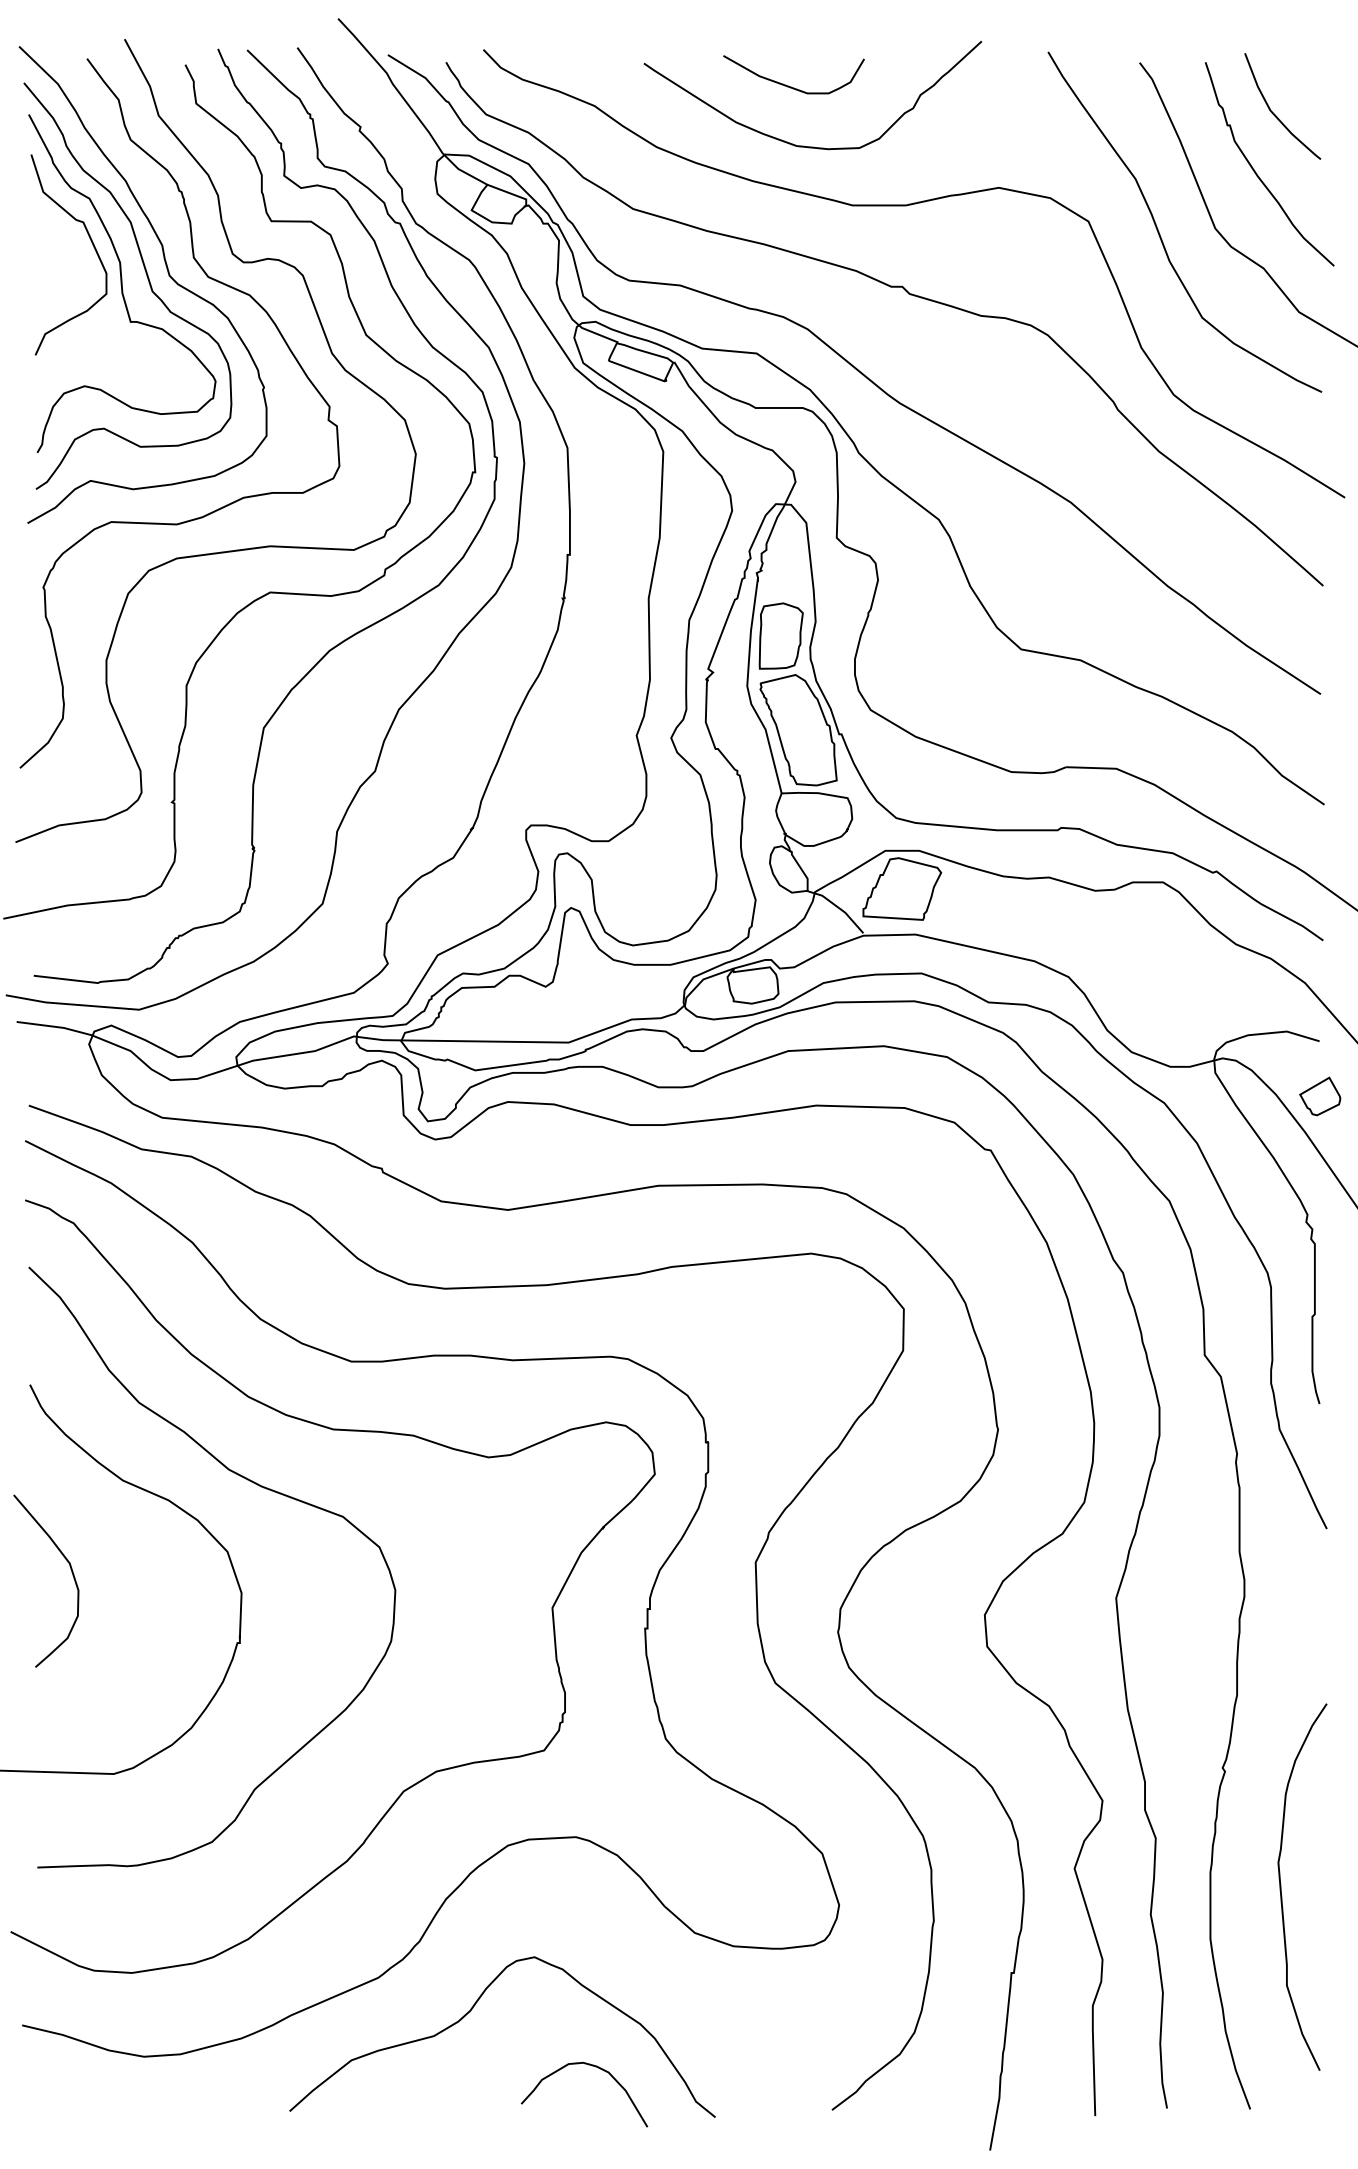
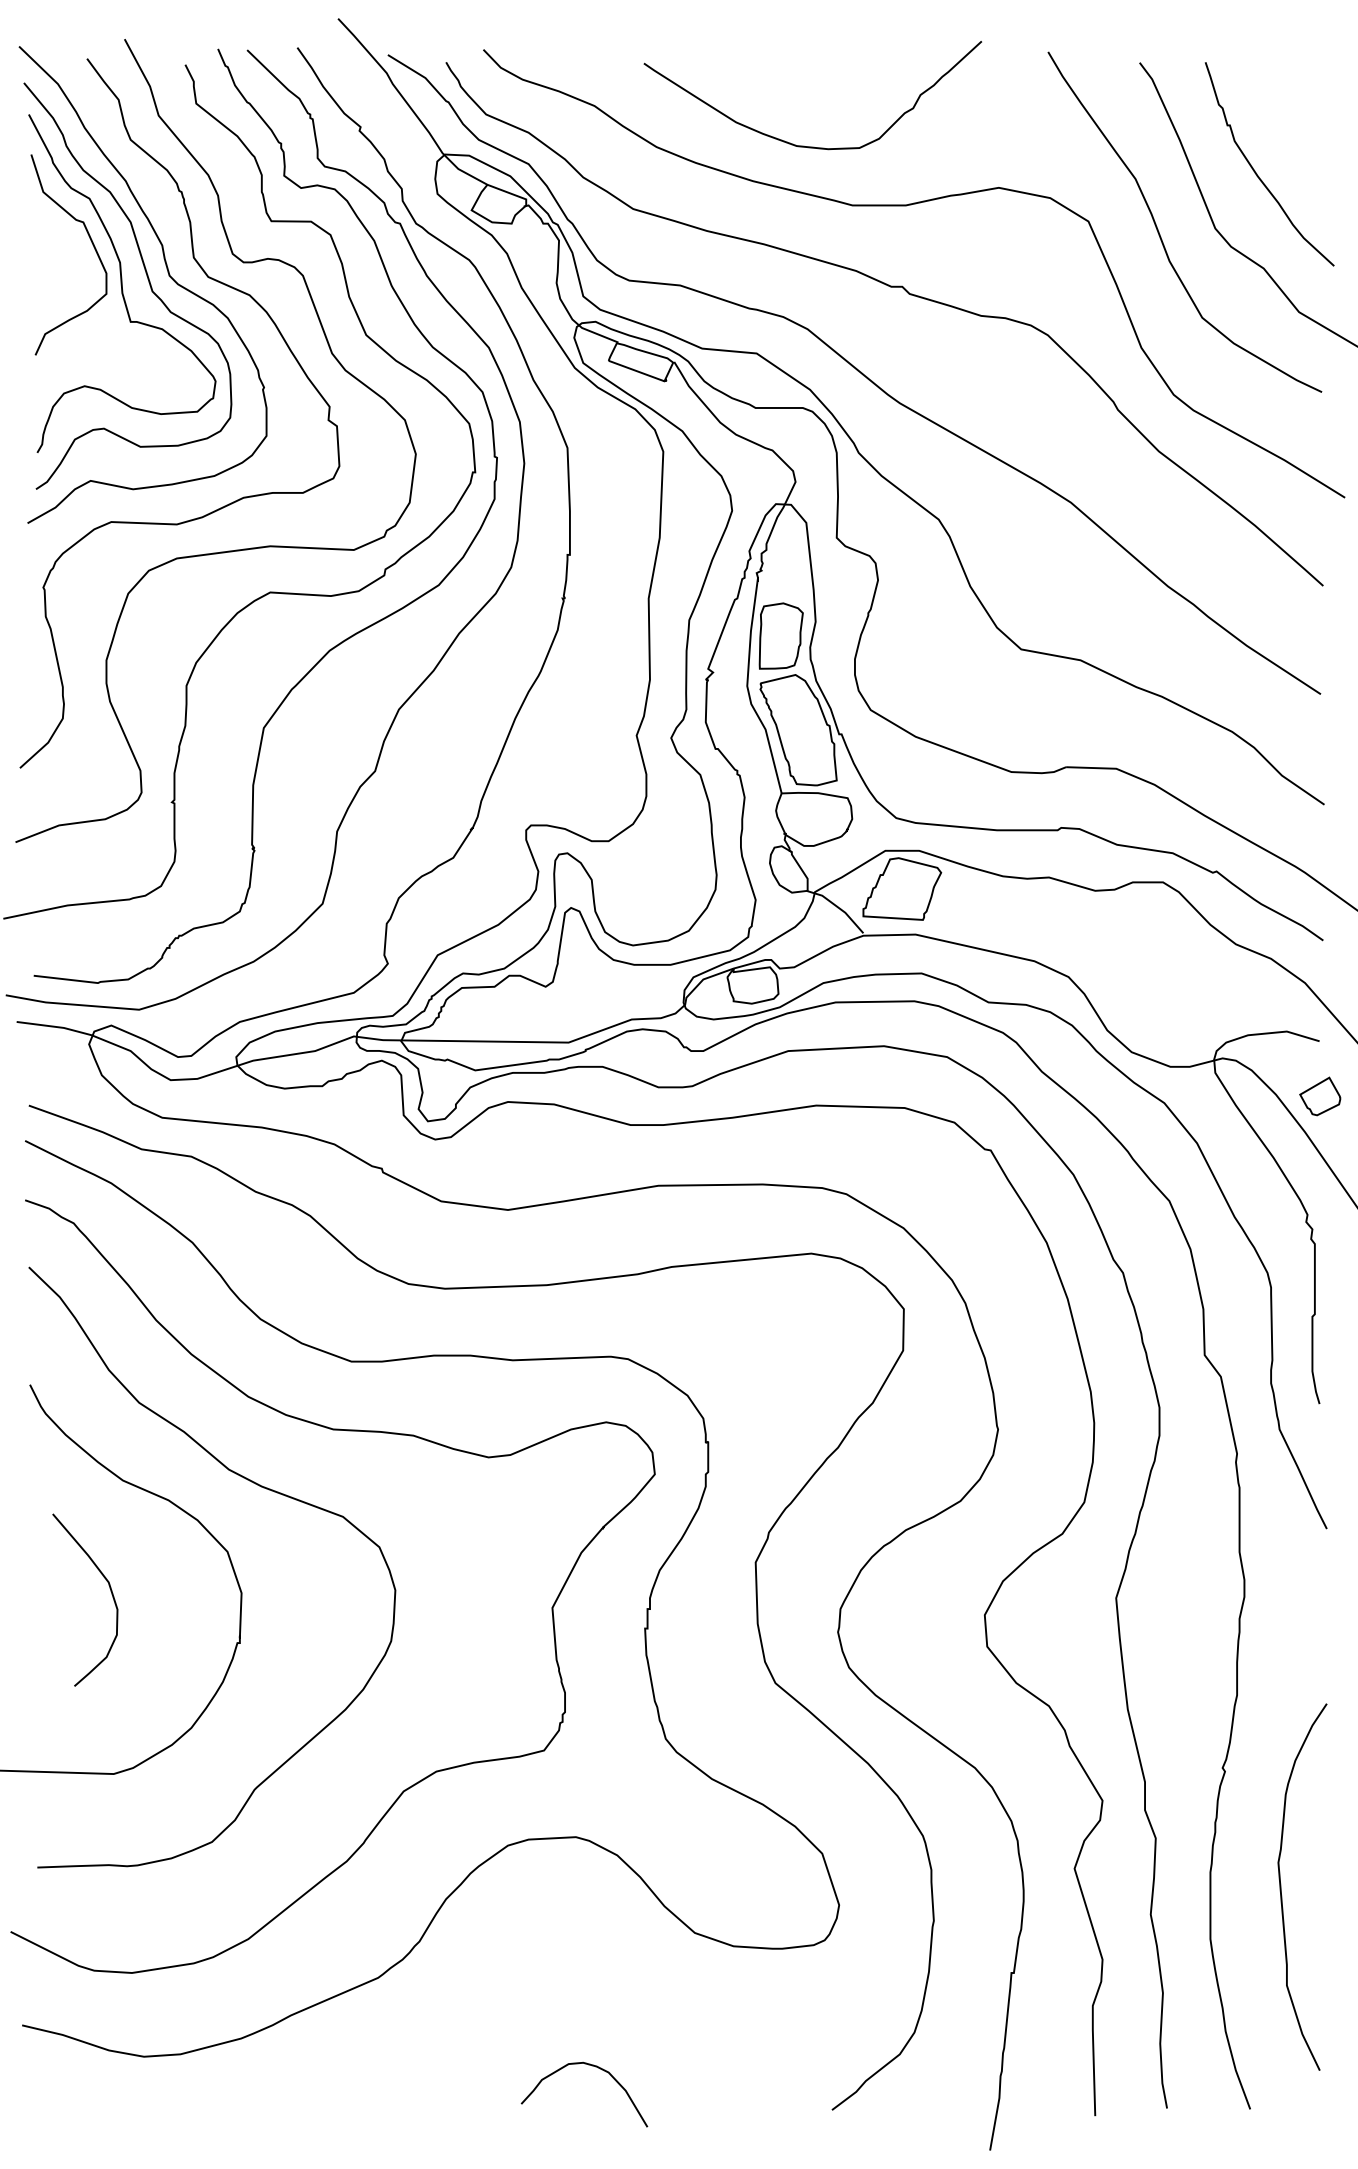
curve: present -> none (788, 85)
curve: present -> none (1274, 113)
curve position: (71, 1572) -> (110, 1591) (110, 1591)
curve: present -> none (473, 2008)
